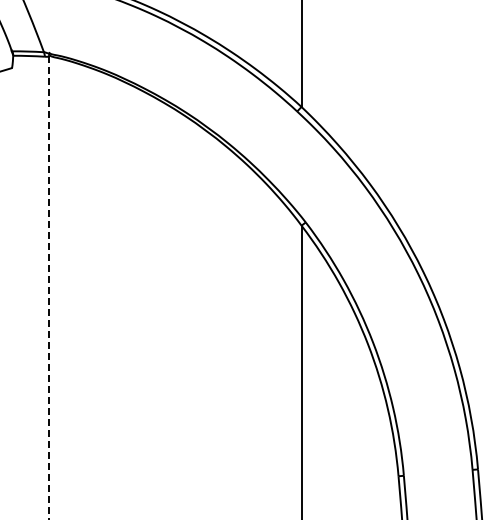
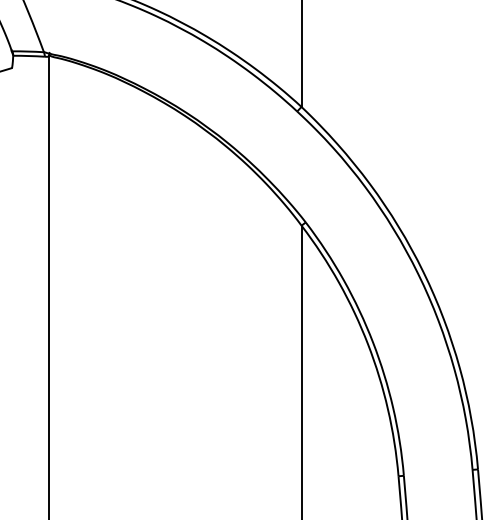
line: dashed -> solid (49, 287)
